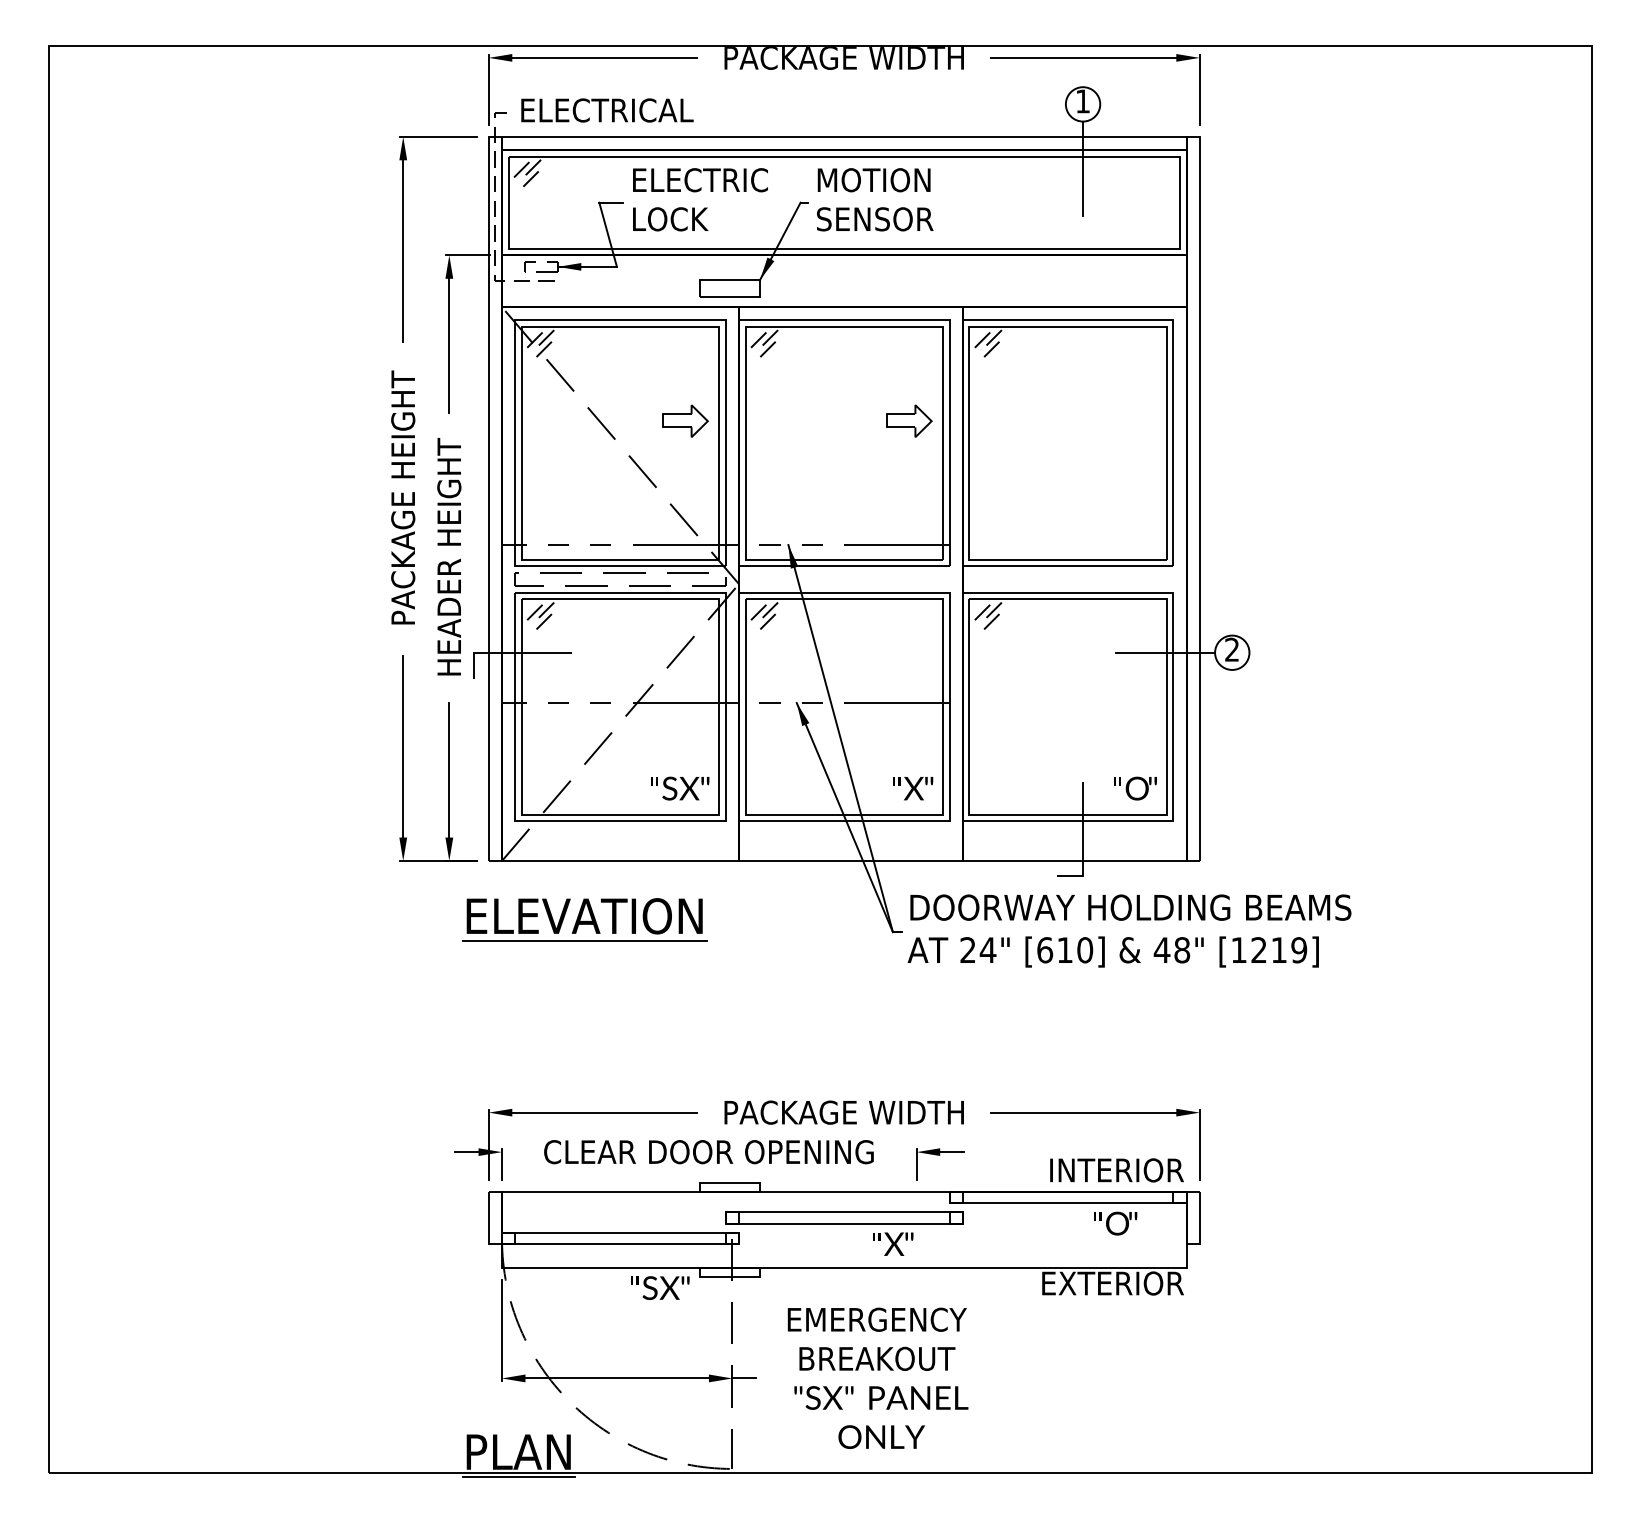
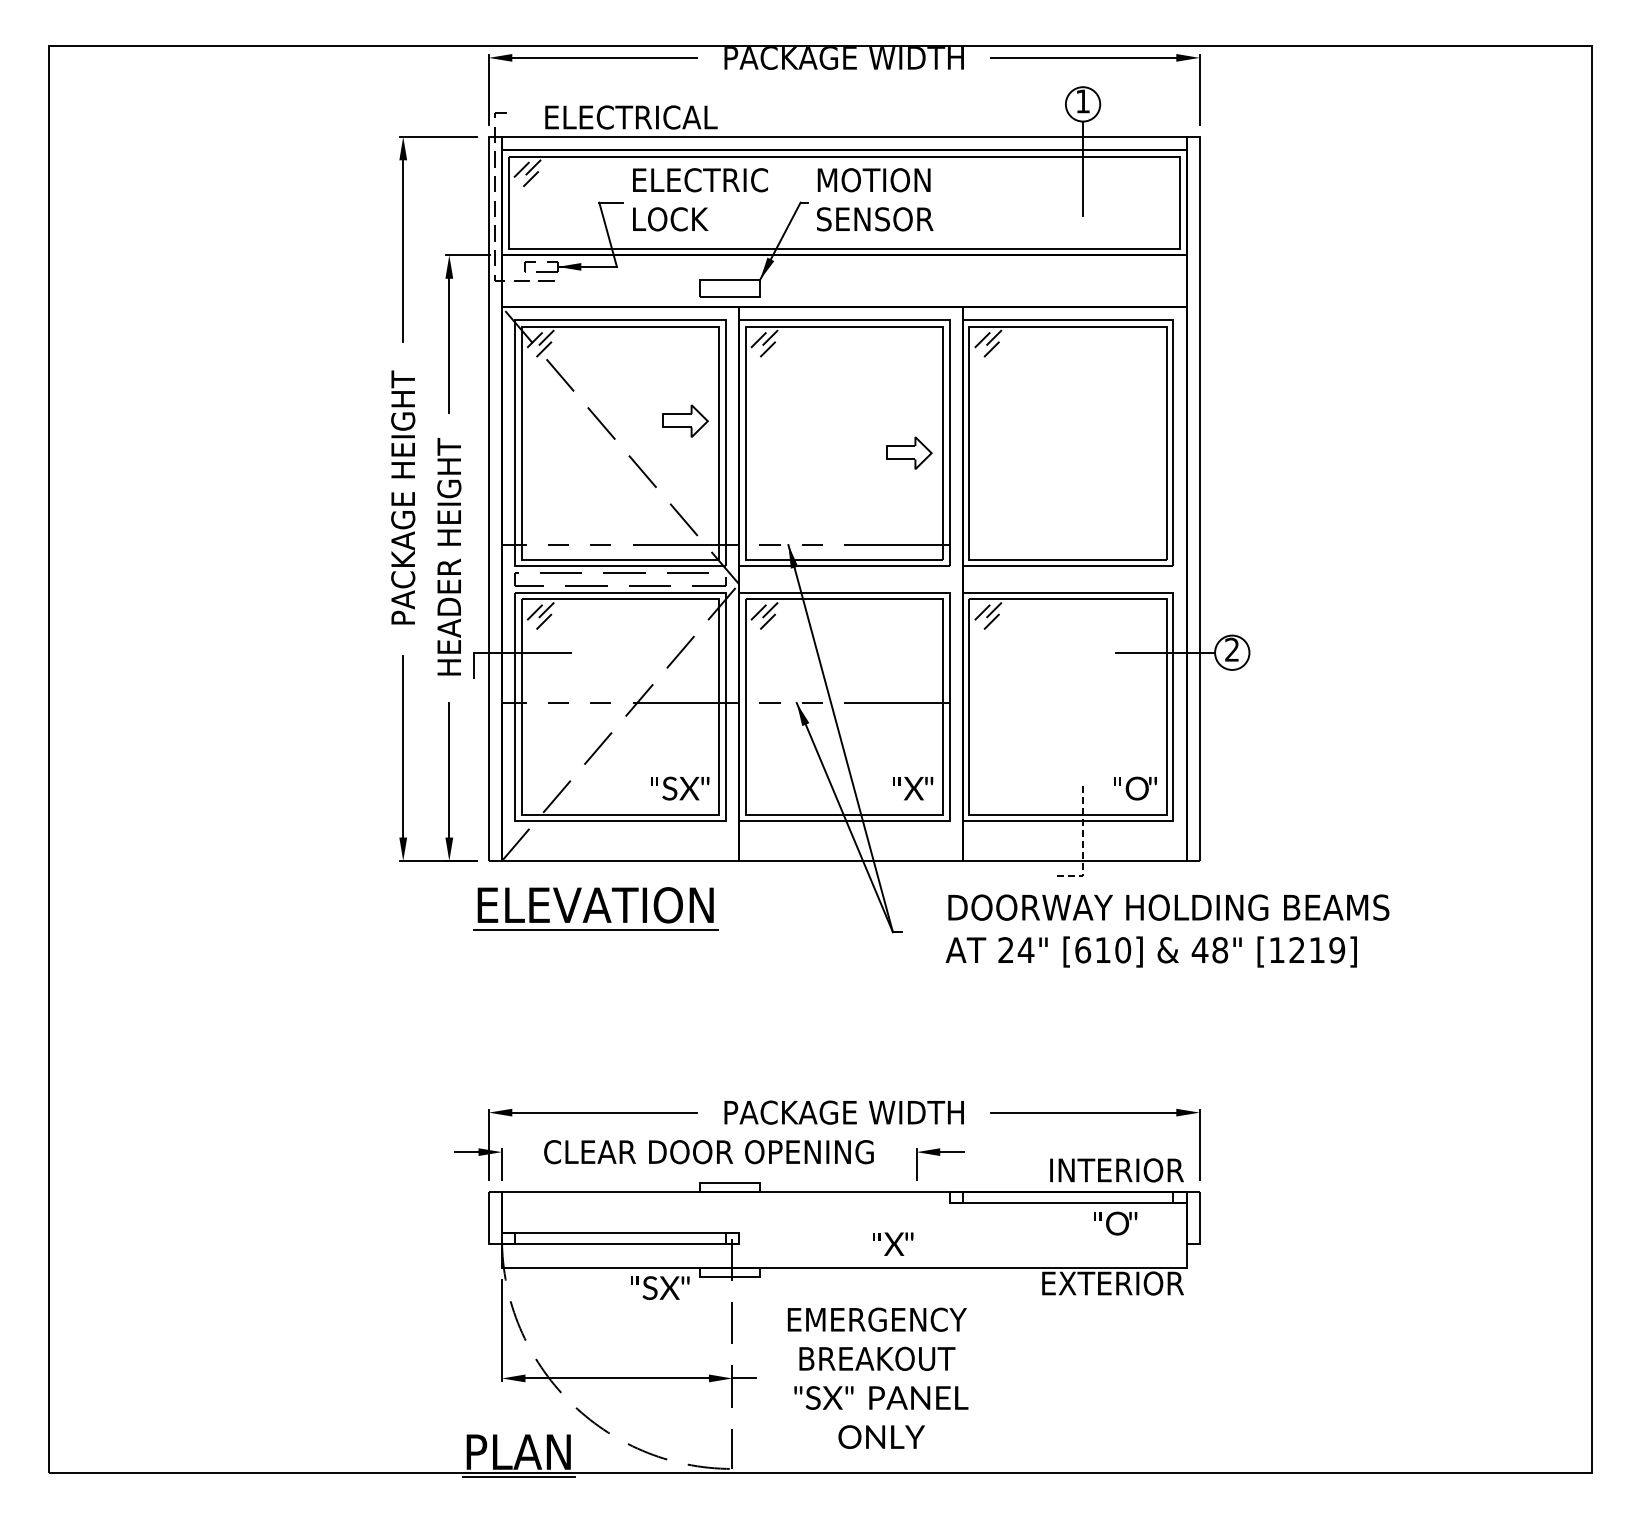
text position: (607, 110) -> (631, 117) (631, 117)
part position: (909, 420) -> (909, 452) (909, 452)
line: solid -> dashed (1083, 842)
part position: (584, 919) -> (595, 908) (595, 908)
text position: (1129, 930) -> (1167, 930) (1167, 930)
part: present -> none (844, 1217)
